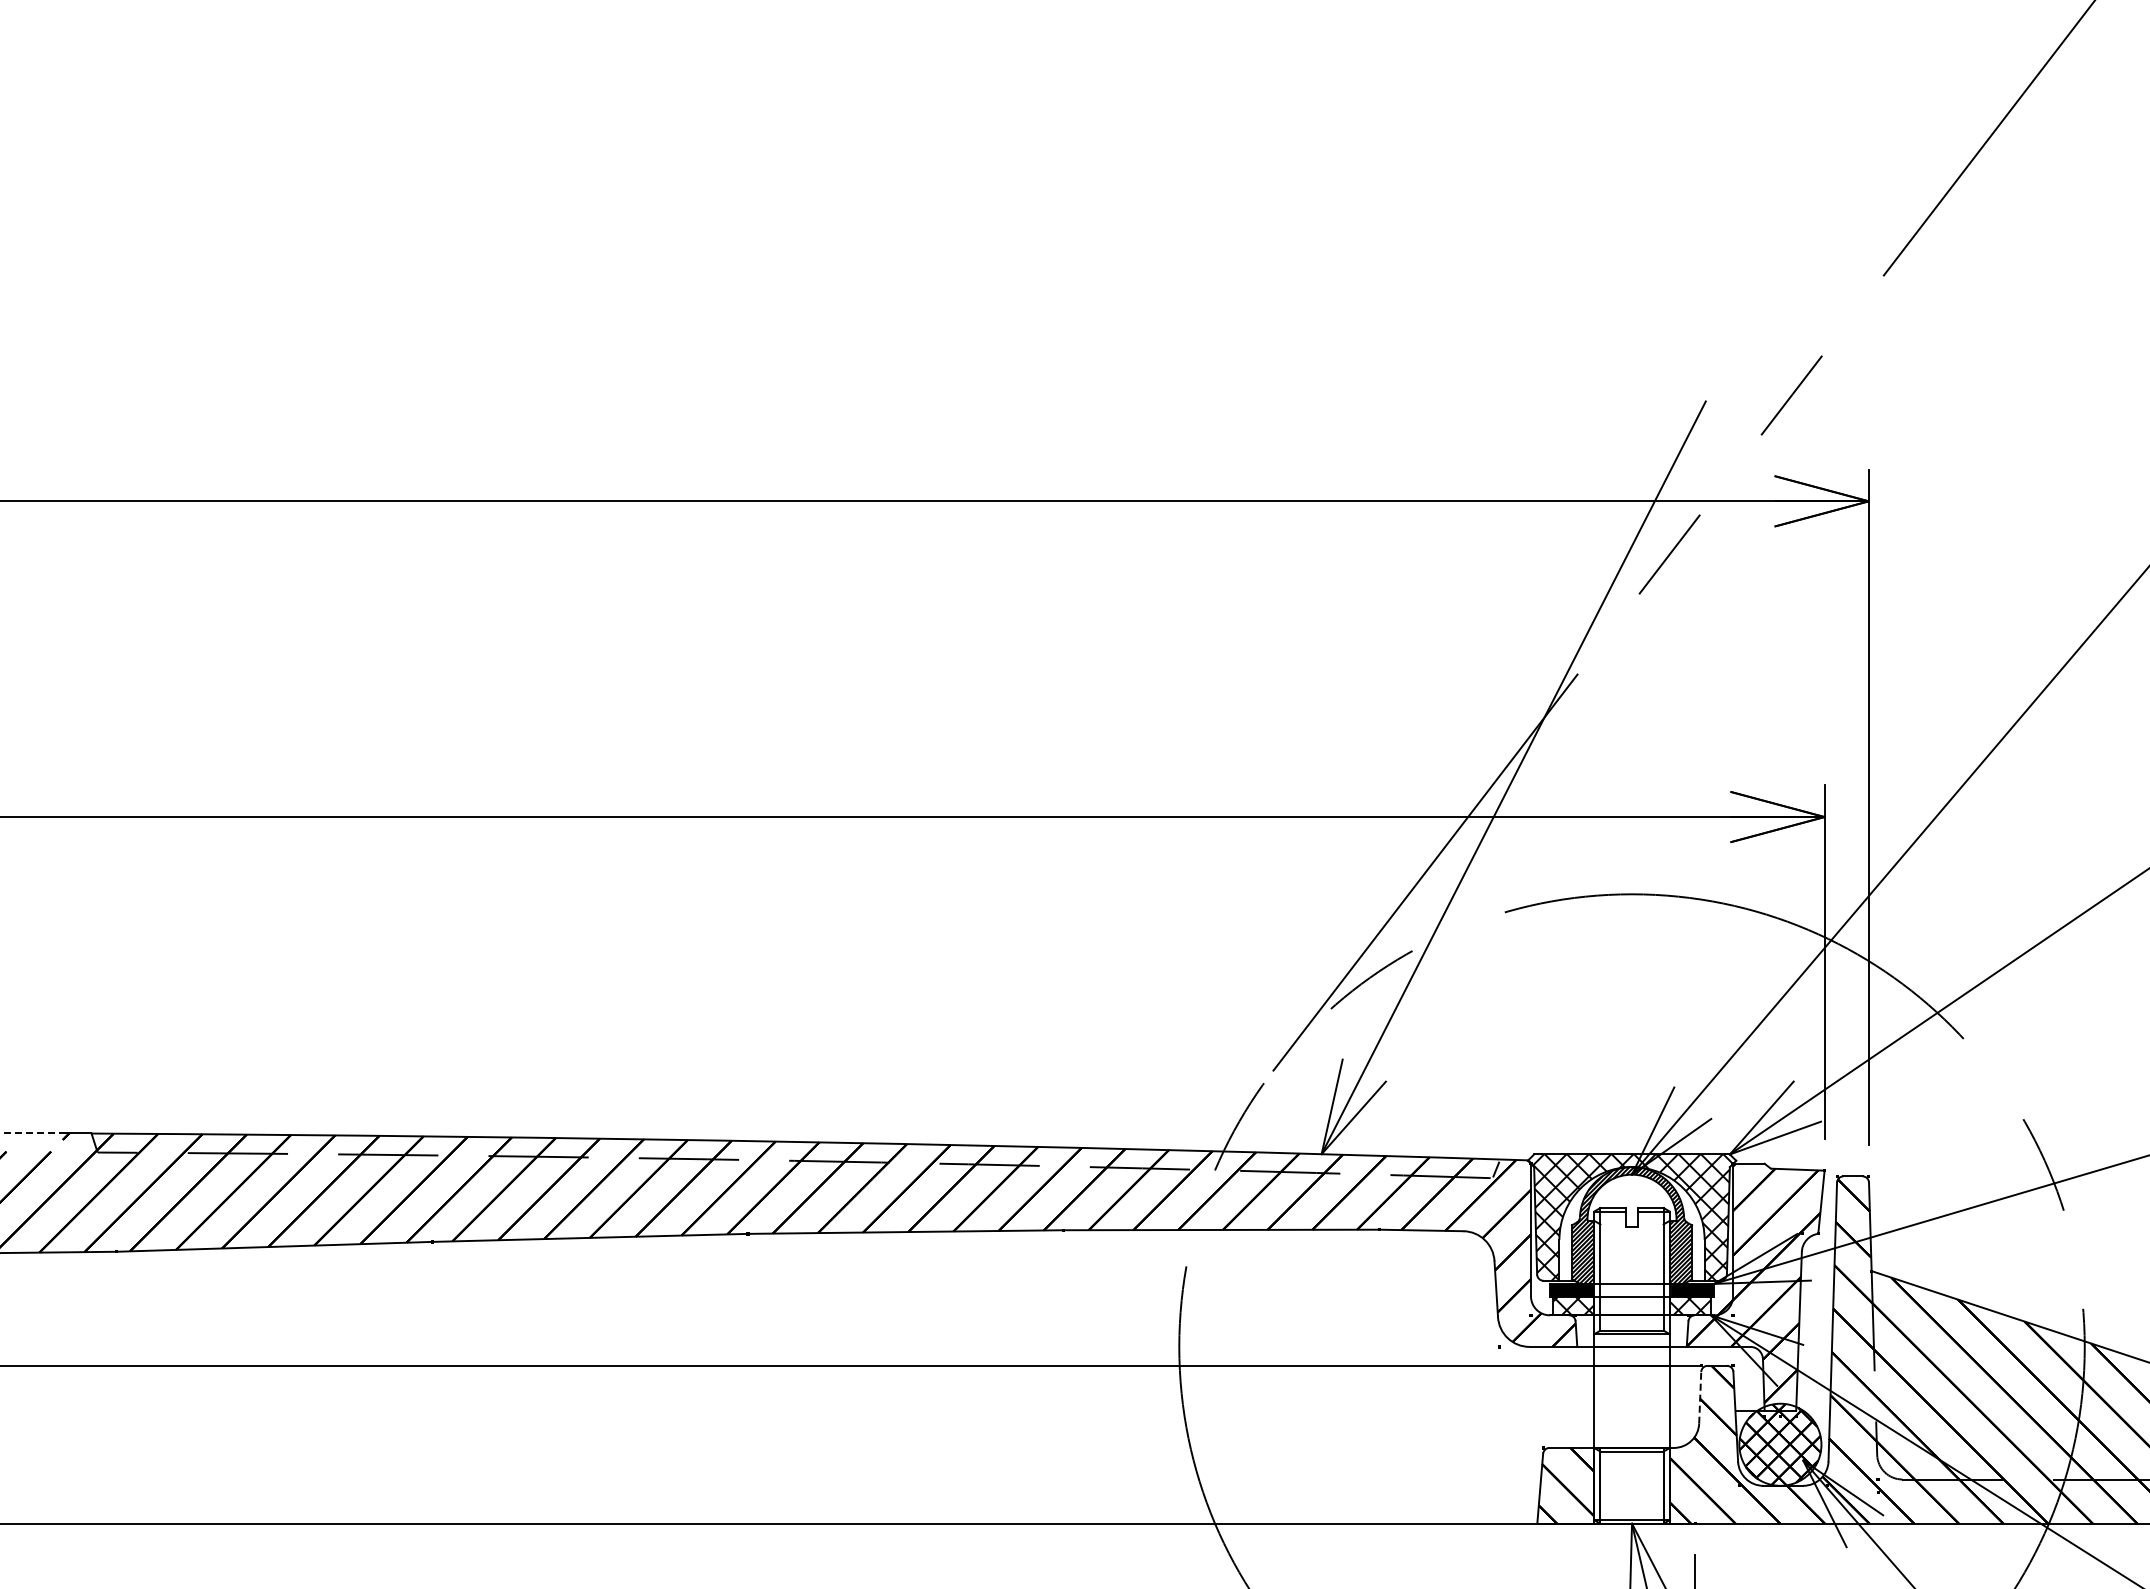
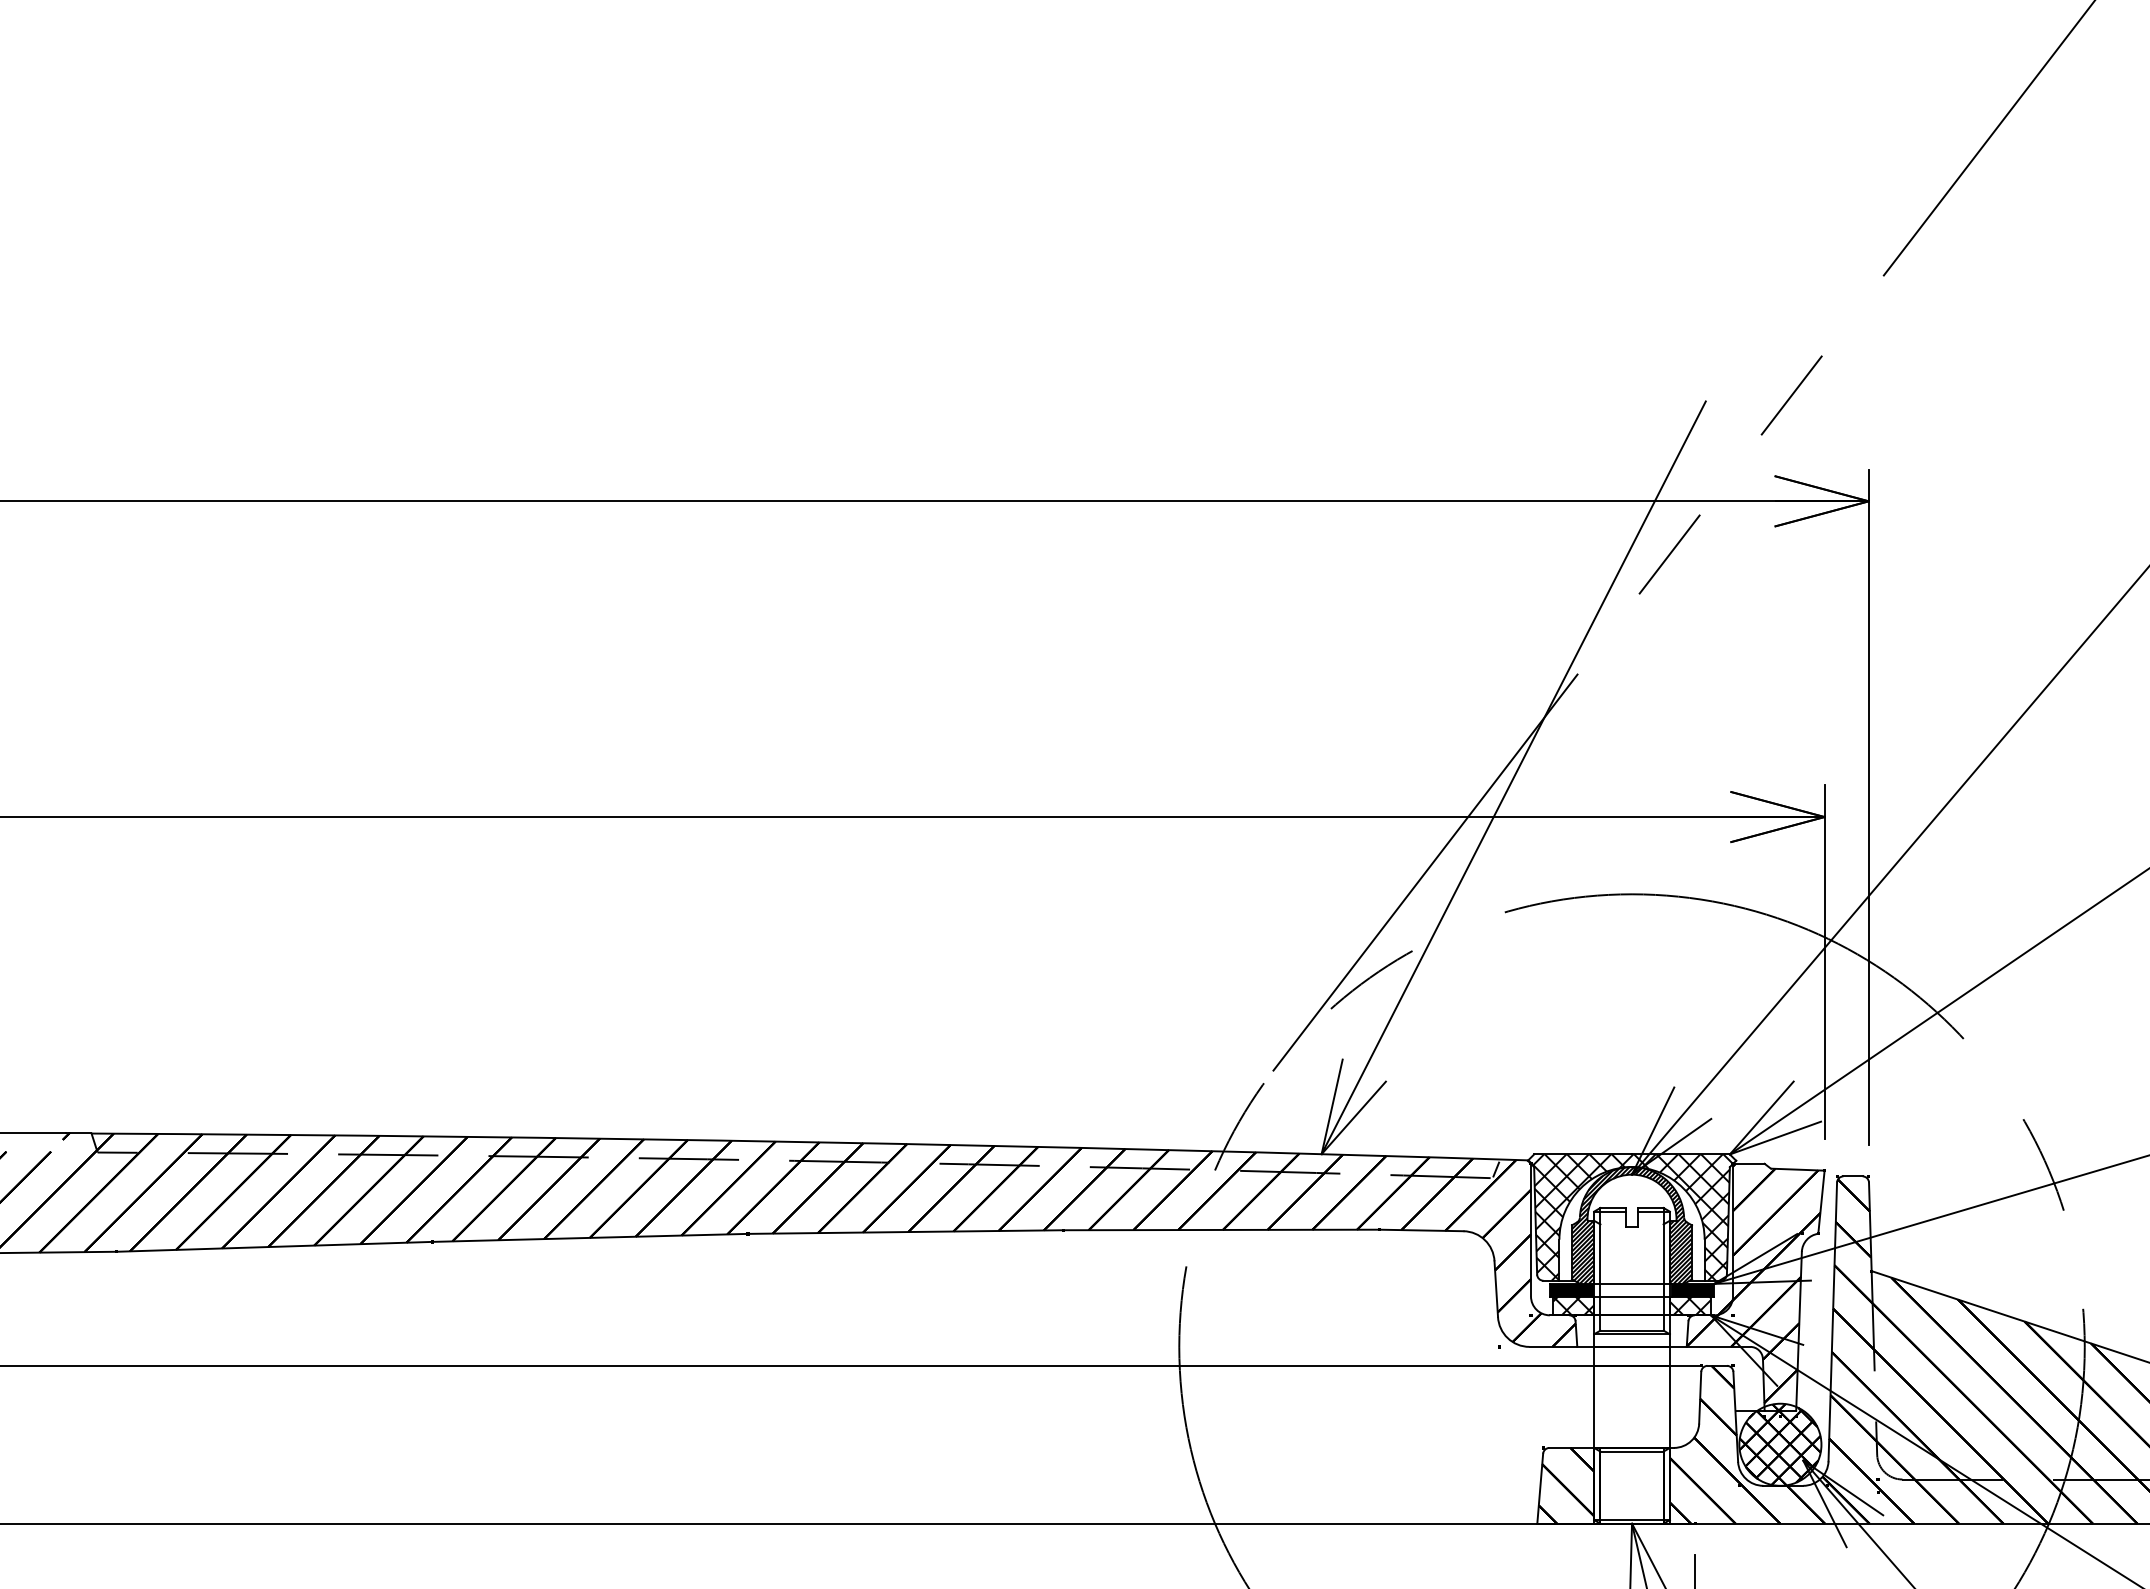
line: dashed -> solid (33, 1132)
line: dashed -> solid (1700, 1397)
